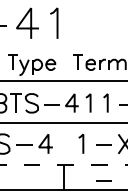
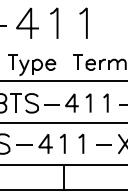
line: none -> present (86, 22)
line: none -> present (63, 143)
line: dashed -> solid (63, 165)
line: present -> none (103, 180)
